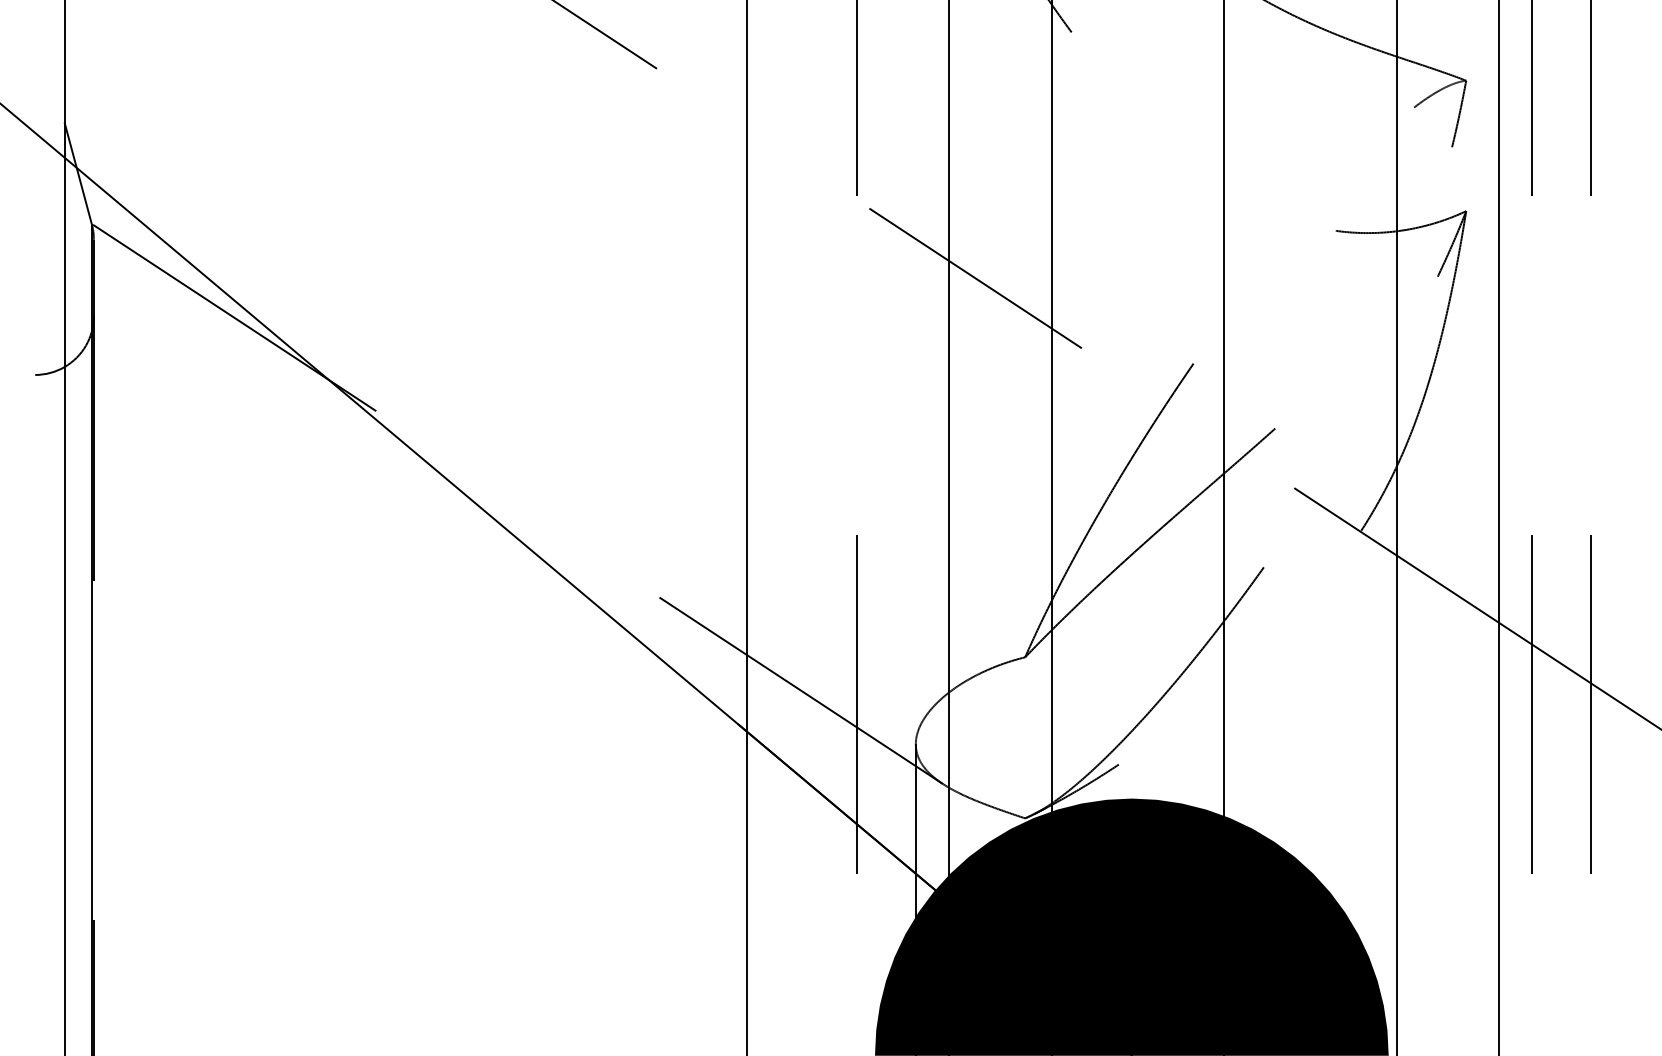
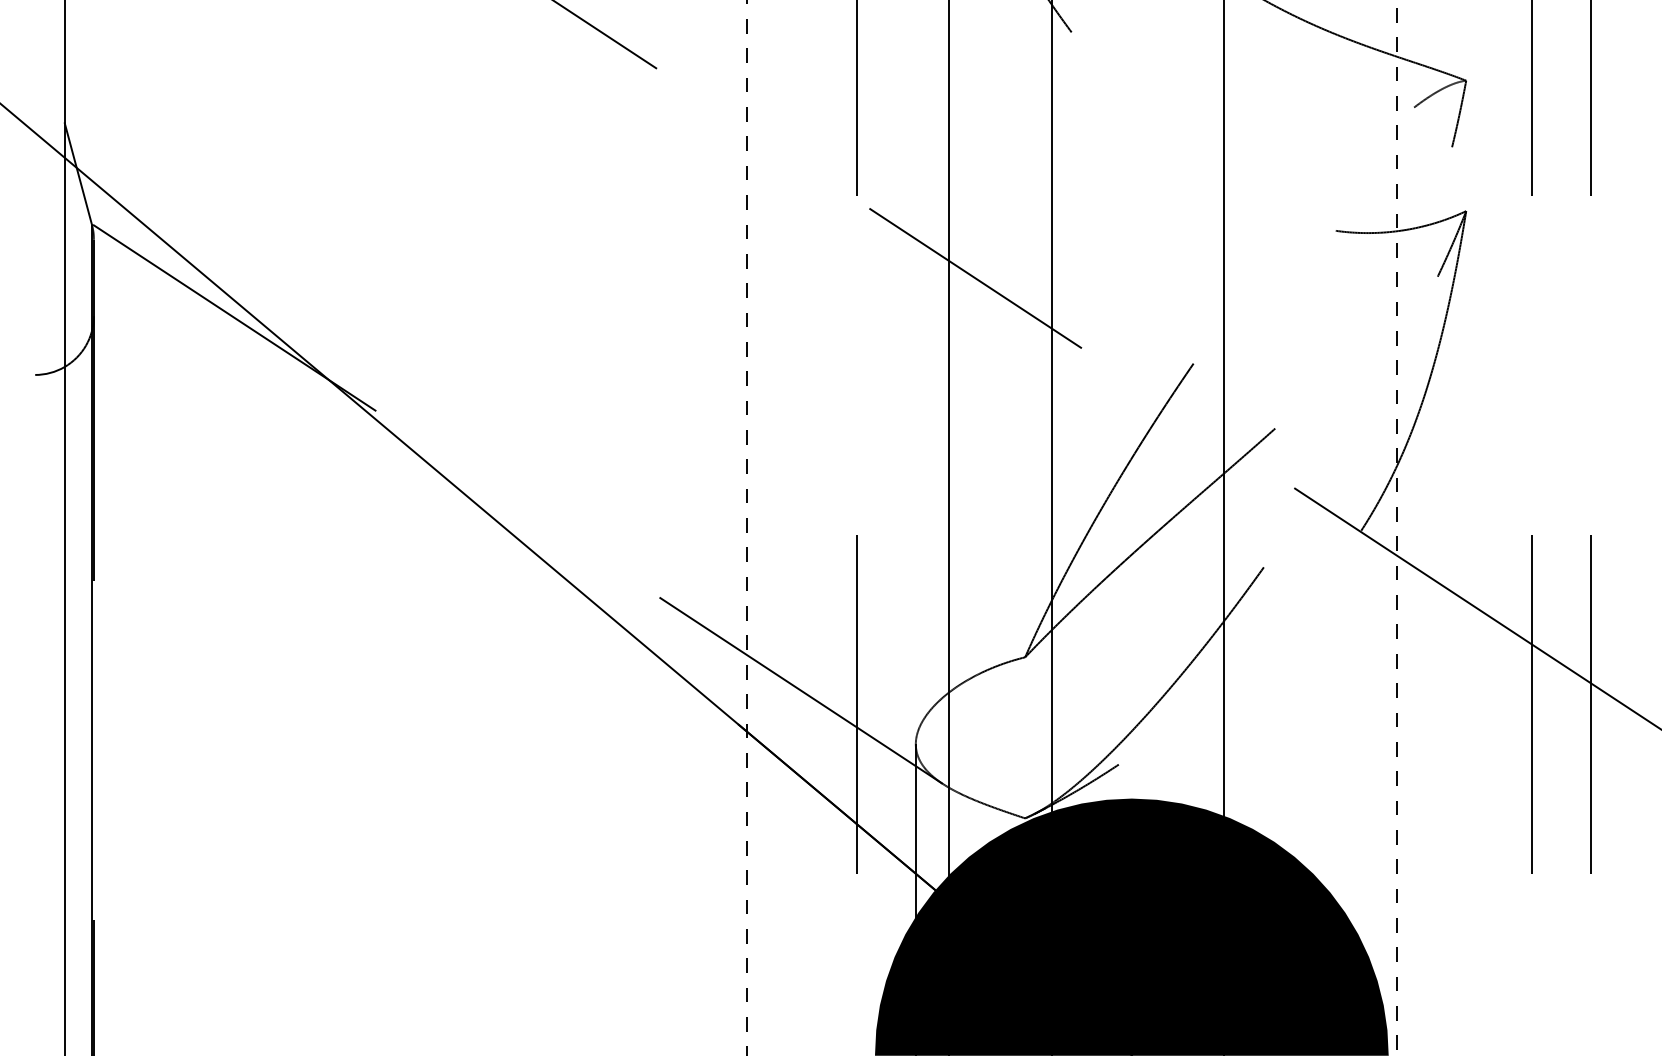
line: solid -> dashed (747, 527)
line: solid -> dashed (1396, 527)
line: present -> none (1499, 527)
